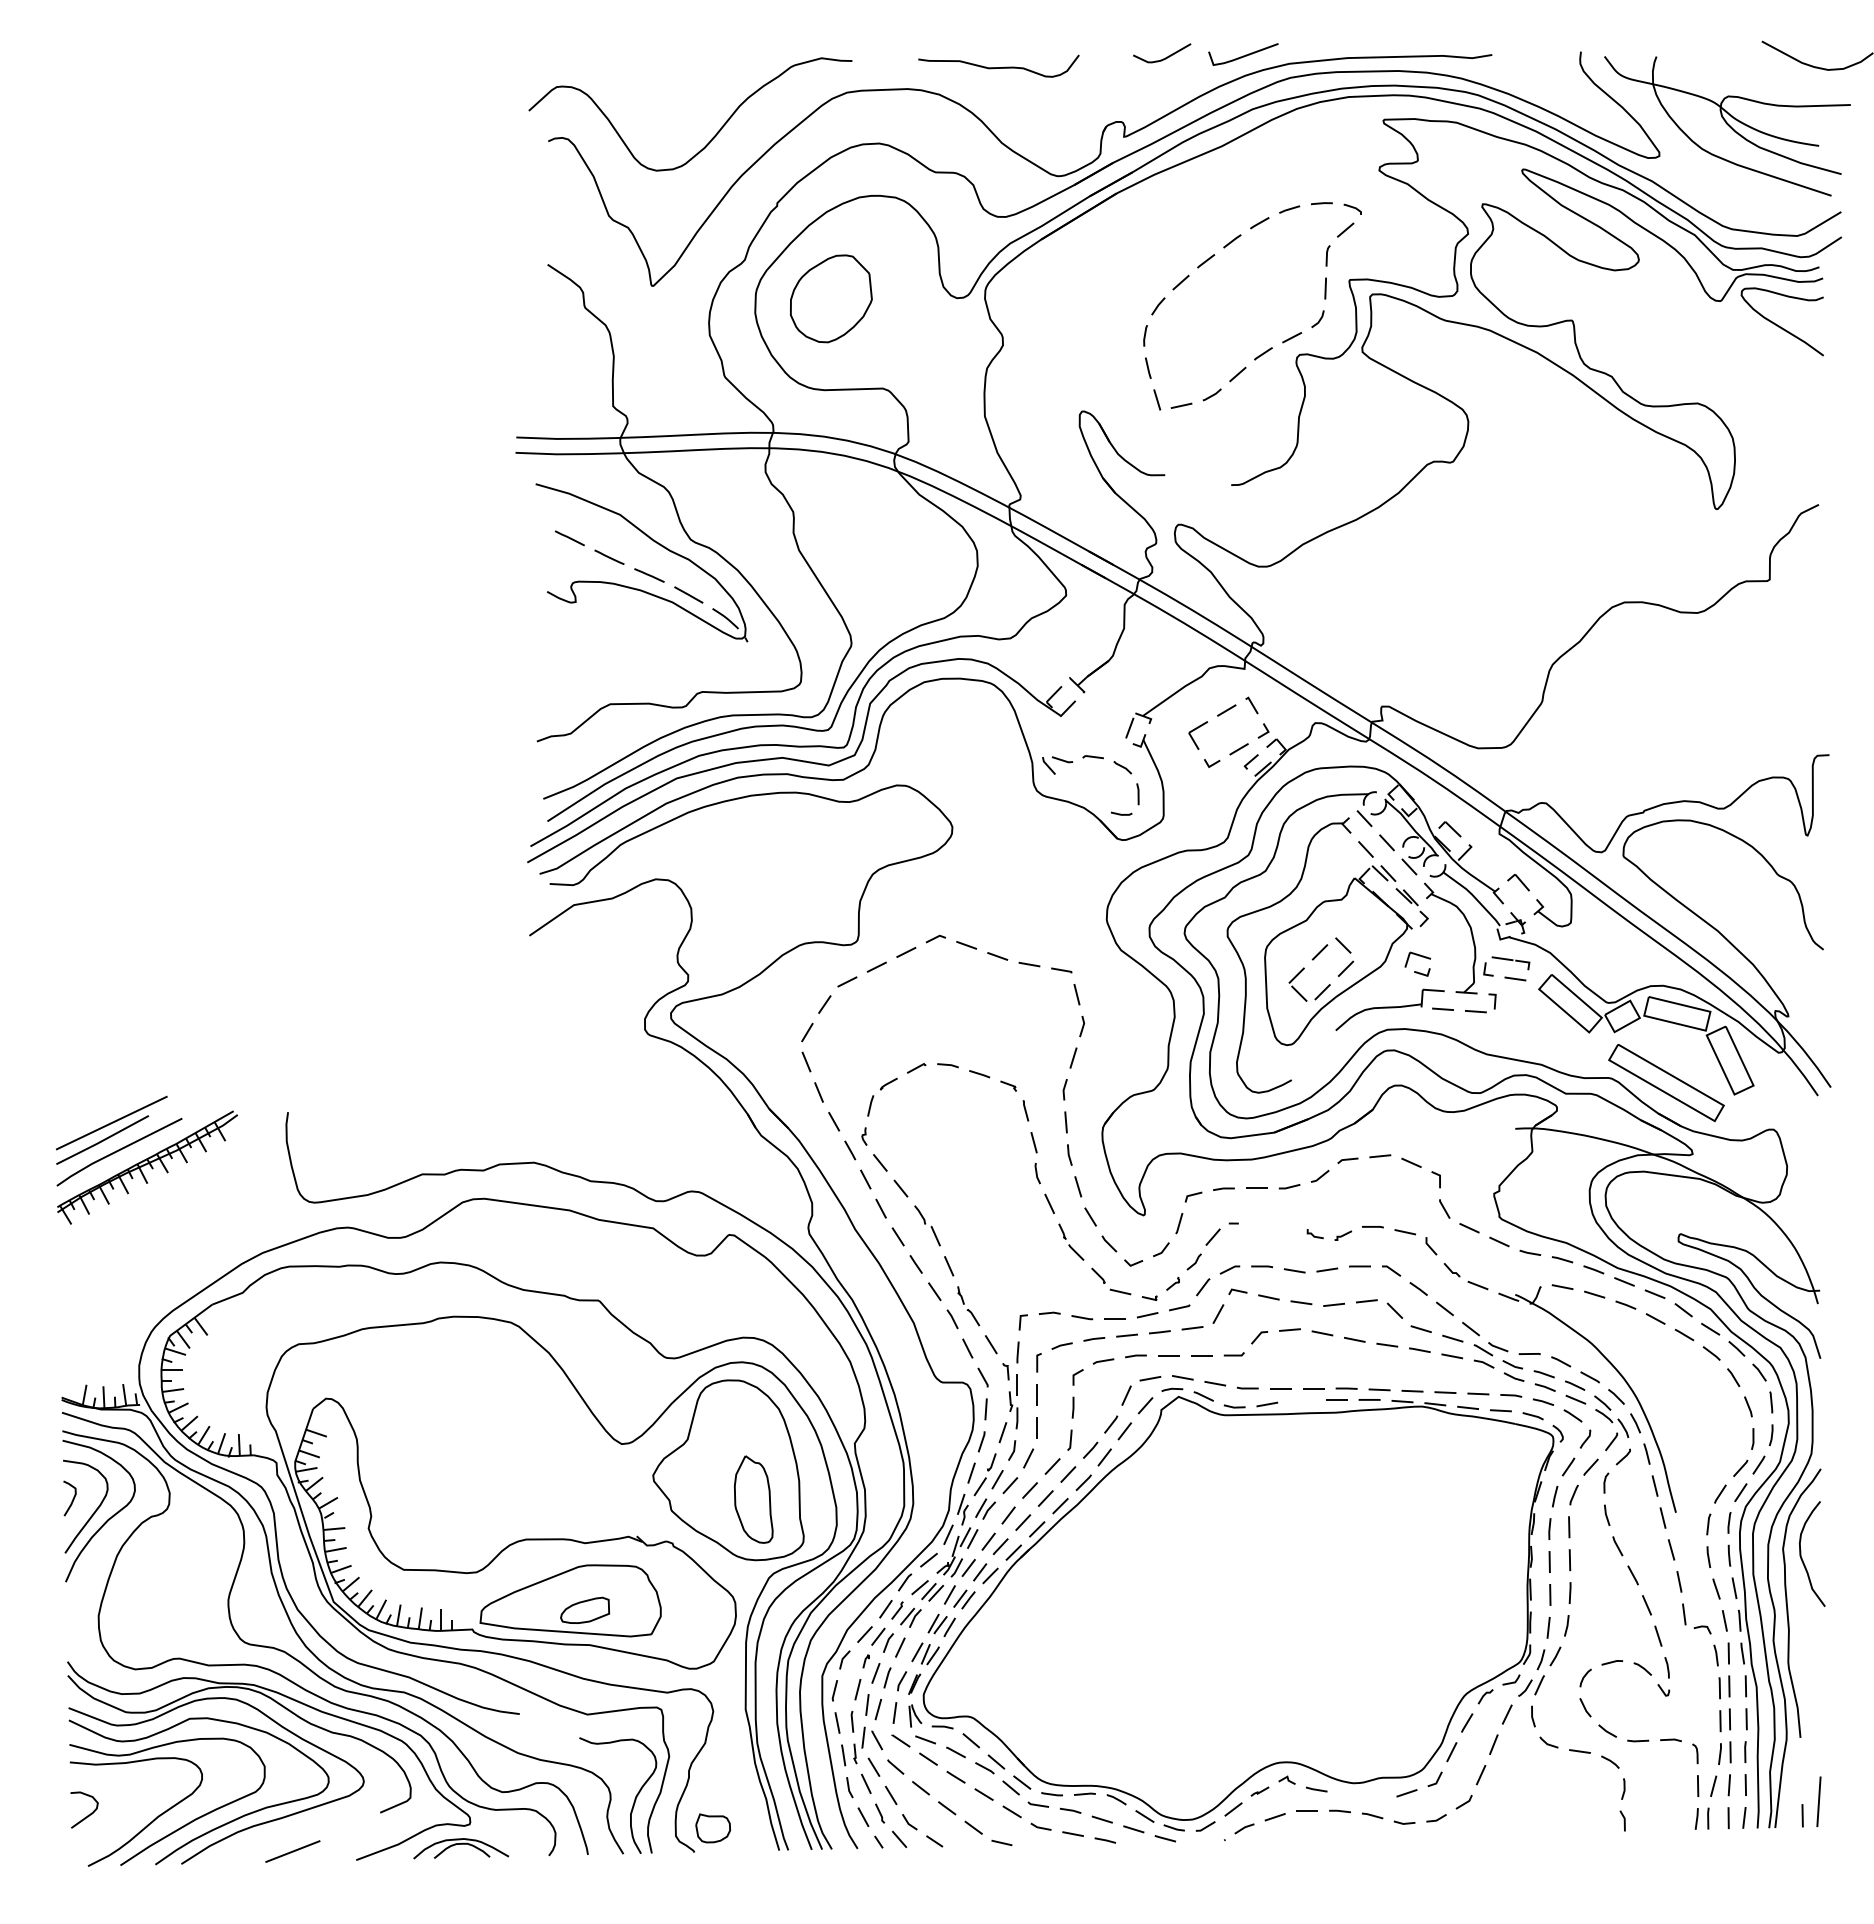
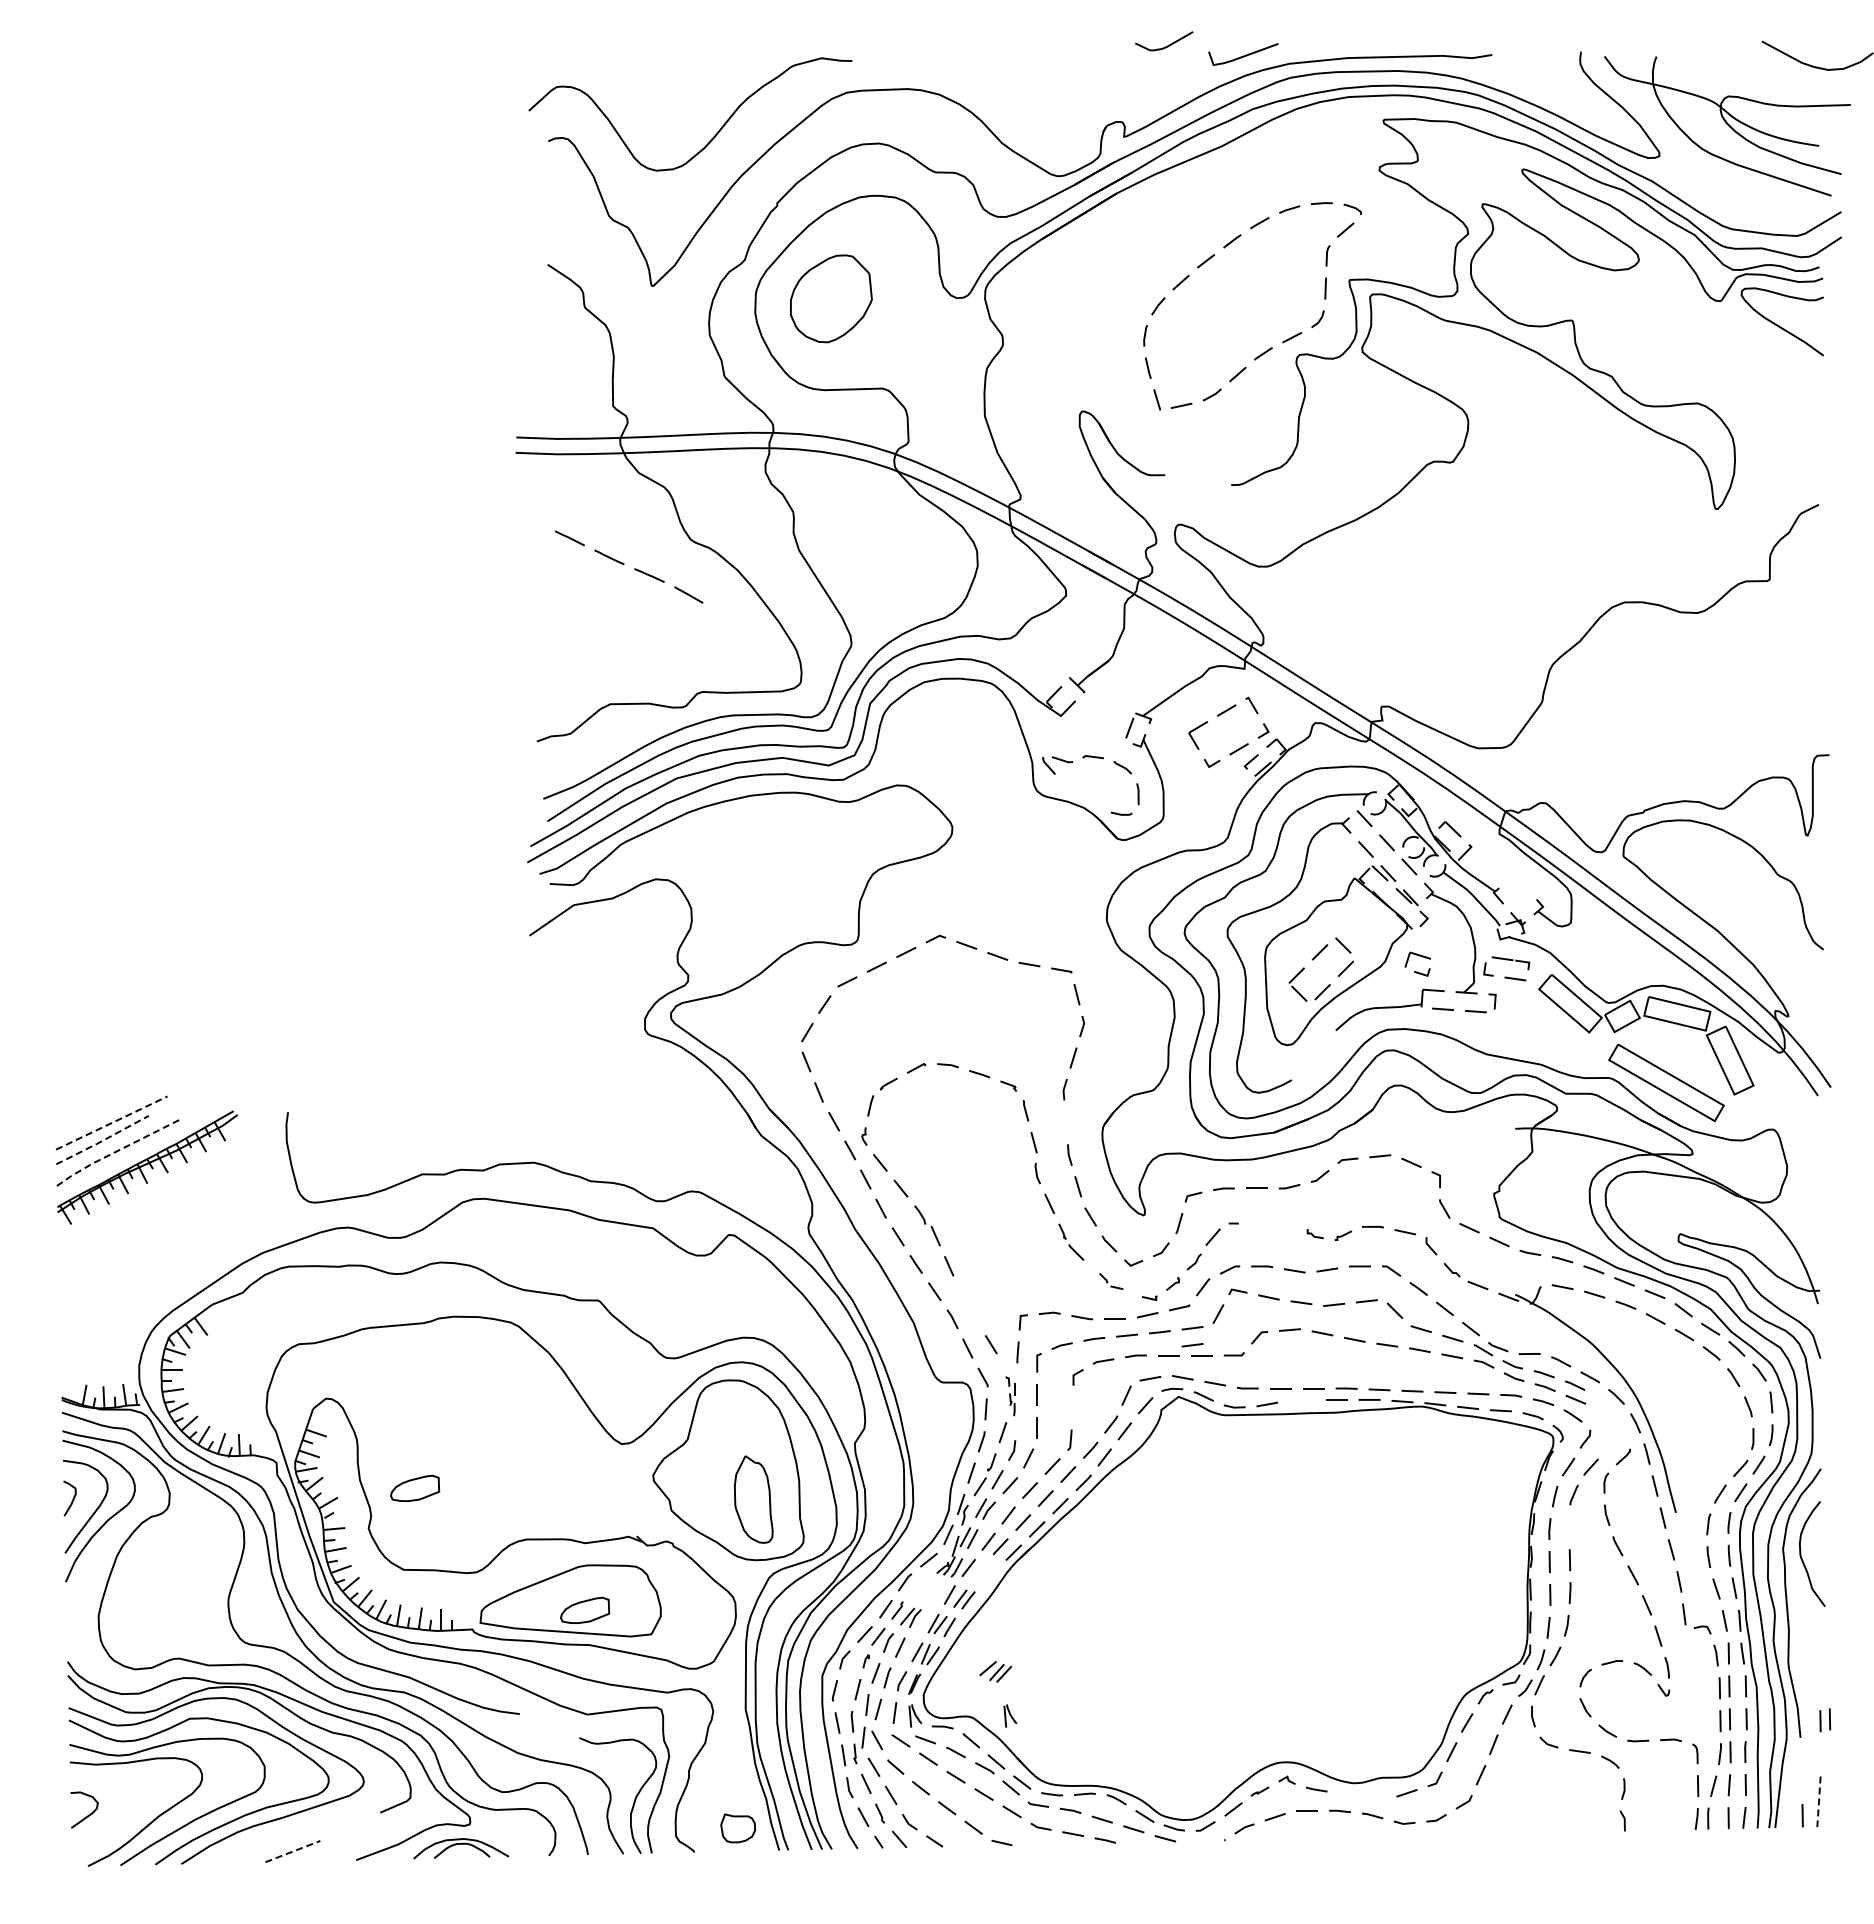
curve position: (1165, 57) -> (1167, 45) (1167, 45)
curve: present -> none (998, 67)
part: present -> none (654, 542)
part: present -> none (1518, 882)
line: present -> none (1065, 1122)
line: solid -> dashed (111, 1123)
line: solid -> dashed (102, 1140)
line: solid -> dashed (118, 1150)
part size: 41x29 px -> 25x17 px (1111, 1281)
part: present -> none (968, 1306)
line: none -> present (1192, 1345)
part size: 17x67 px -> 11x41 px (1010, 1396)
line: present -> none (1072, 1407)
part: present -> none (1611, 1423)
part: none -> present (415, 1487)
line: present -> none (1569, 1527)
part: present -> none (985, 1573)
part position: (927, 1590) -> (995, 1671) (995, 1671)
part: none -> present (1010, 1715)
part: none -> present (1825, 1720)
line: solid -> dashed (1818, 1802)
part position: (712, 1828) -> (737, 1828) (737, 1828)
line: solid -> dashed (293, 1851)
